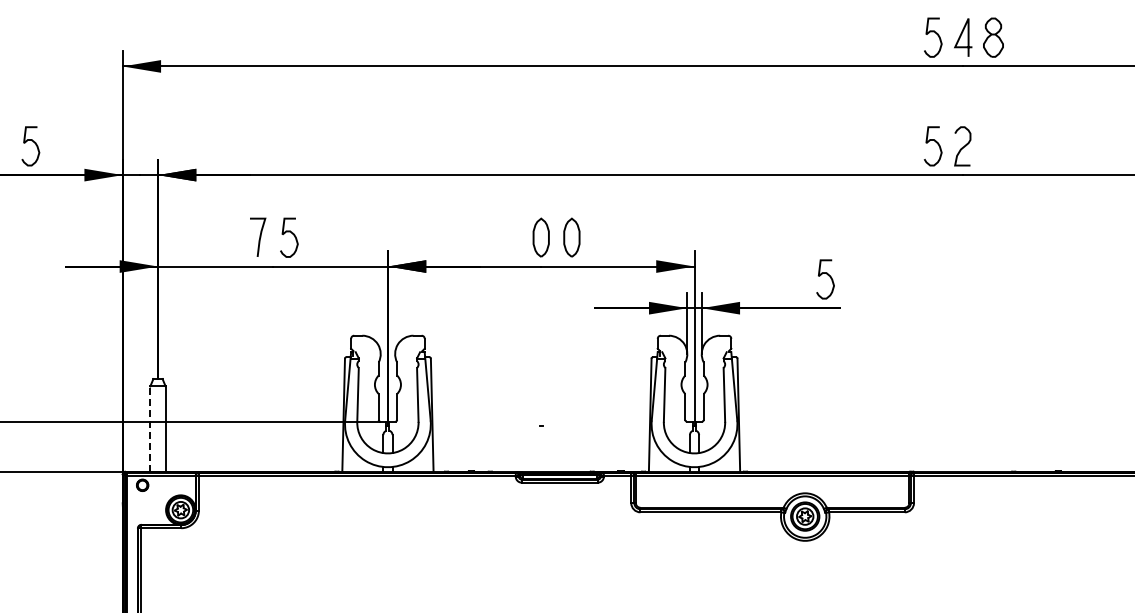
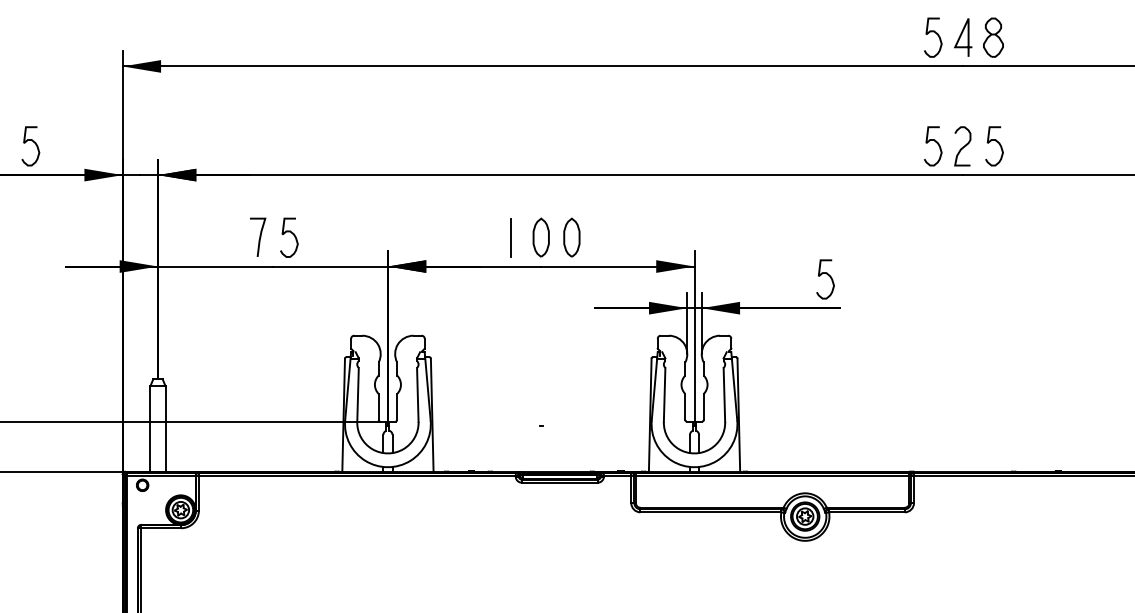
curve: none -> present (996, 142)
line: none -> present (510, 237)
line: dashed -> solid (150, 429)
